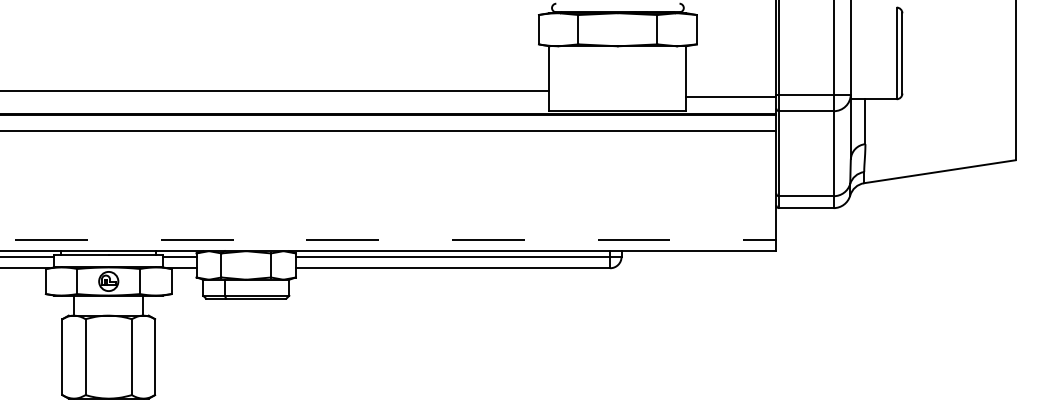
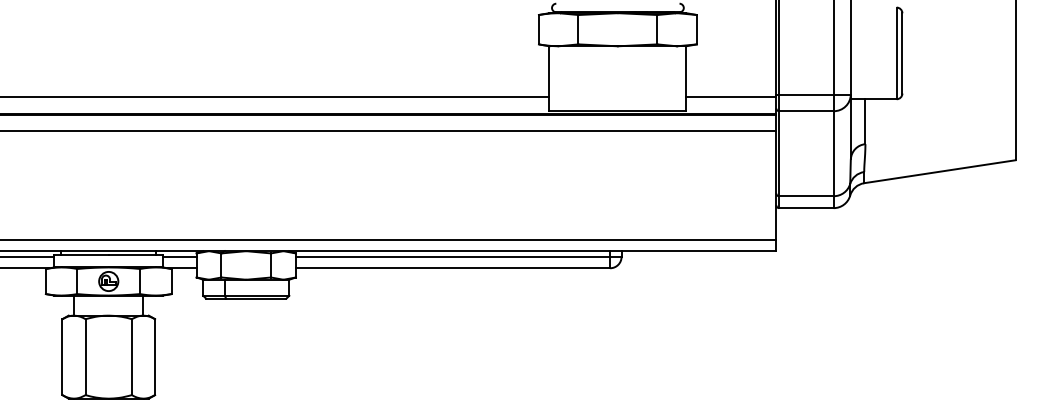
line position: (275, 91) -> (275, 97) (275, 97)
line: dashed -> solid (388, 239)
